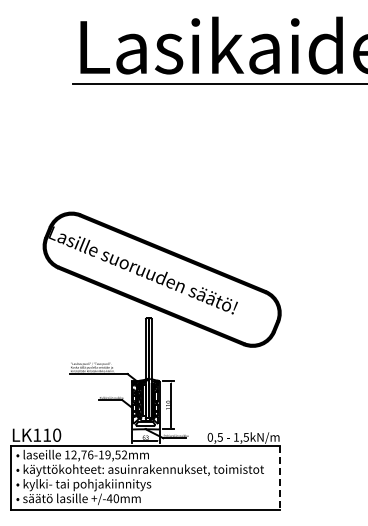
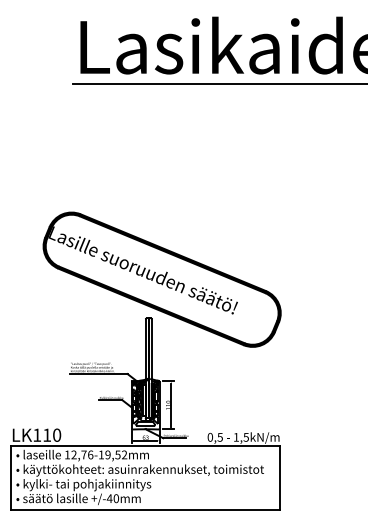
line: dashed -> solid (280, 478)
